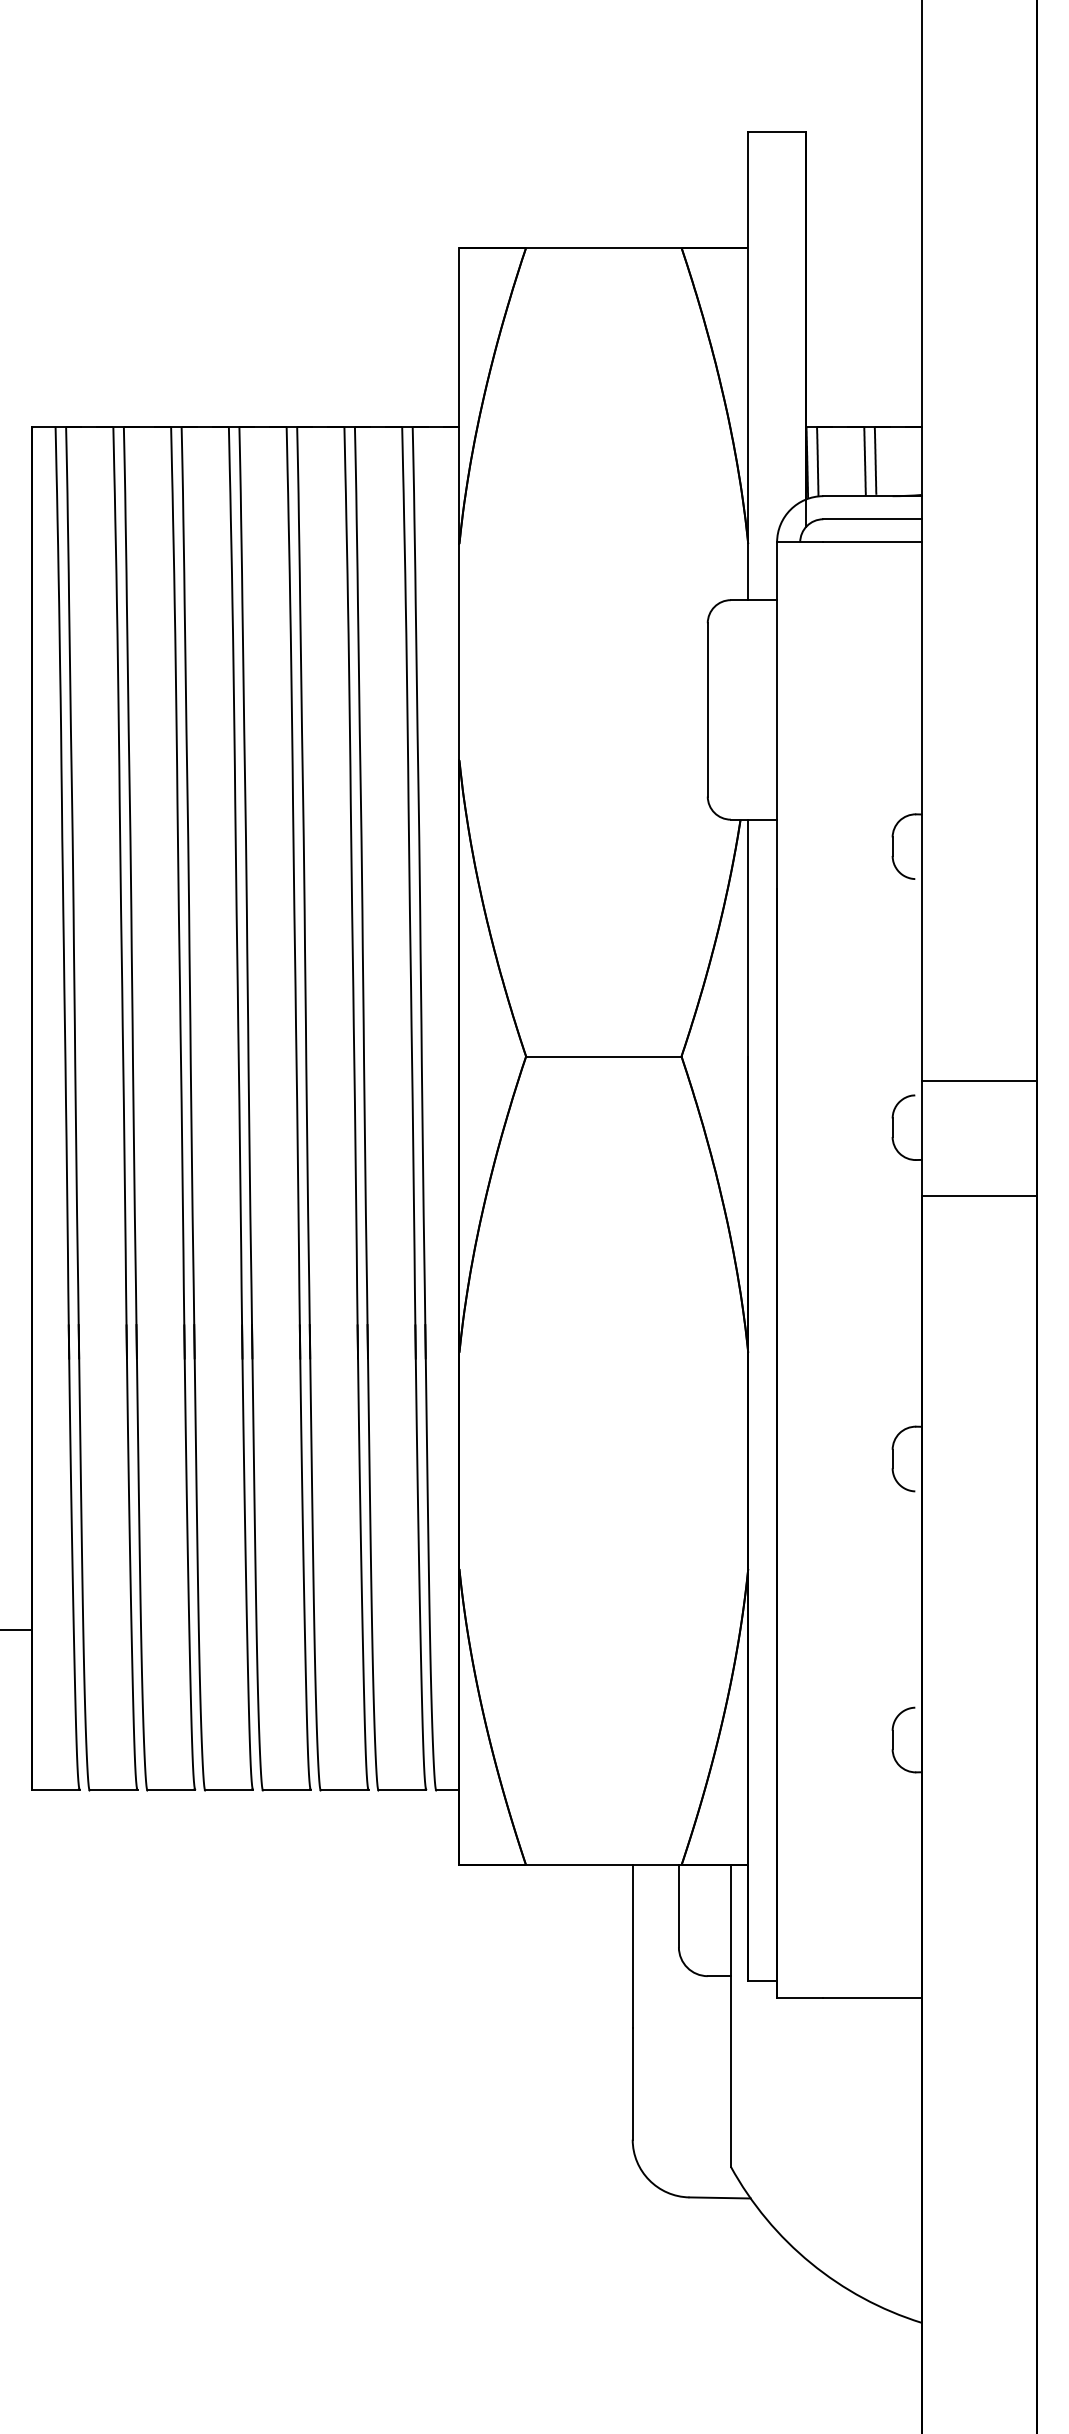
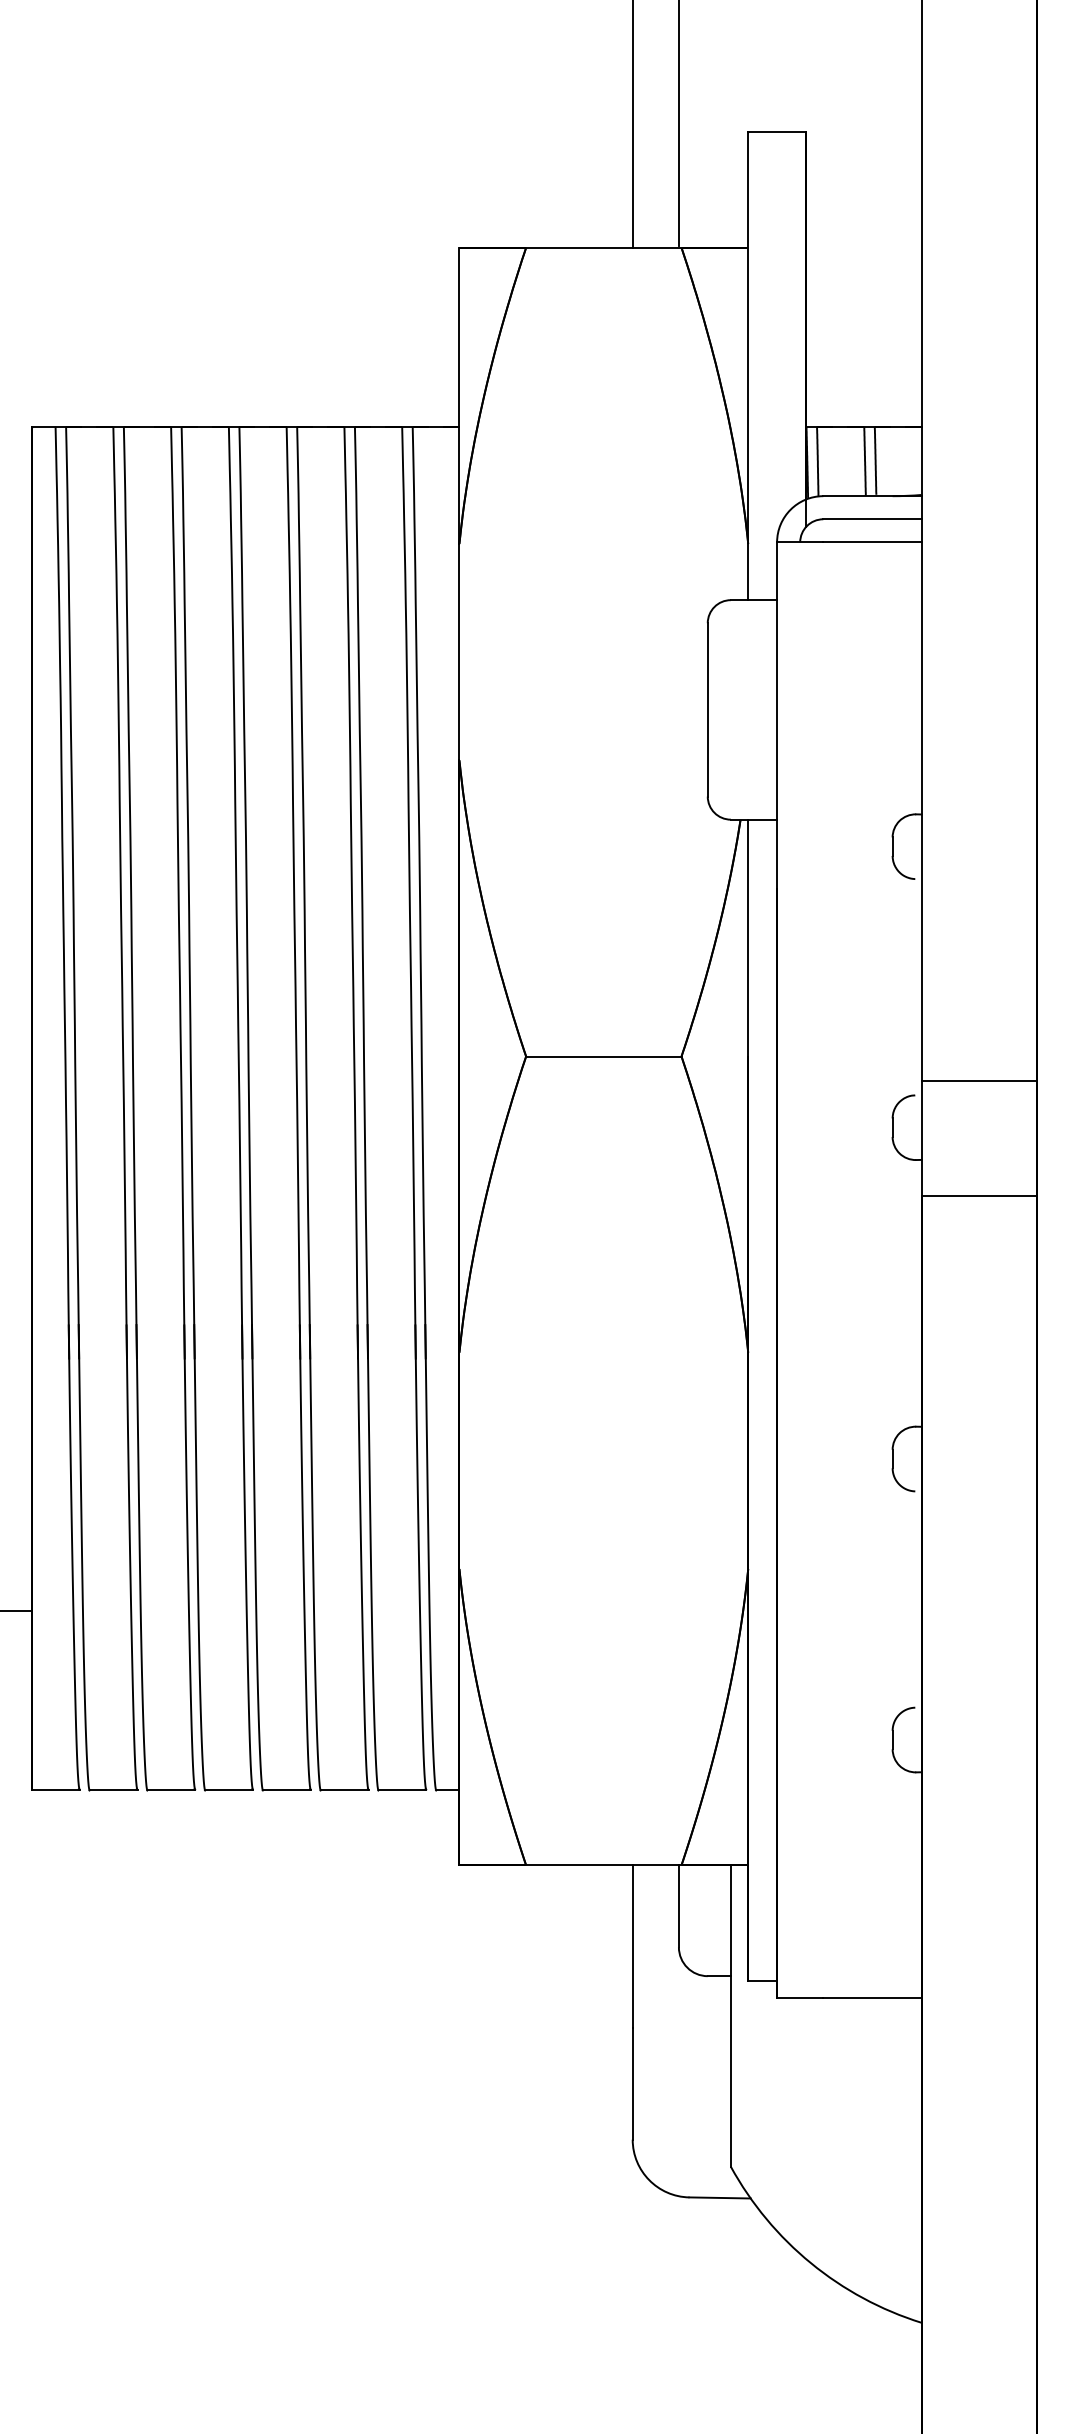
line: none -> present (678, 123)
line: none -> present (632, 124)
line position: (16, 1630) -> (16, 1611) (16, 1611)
